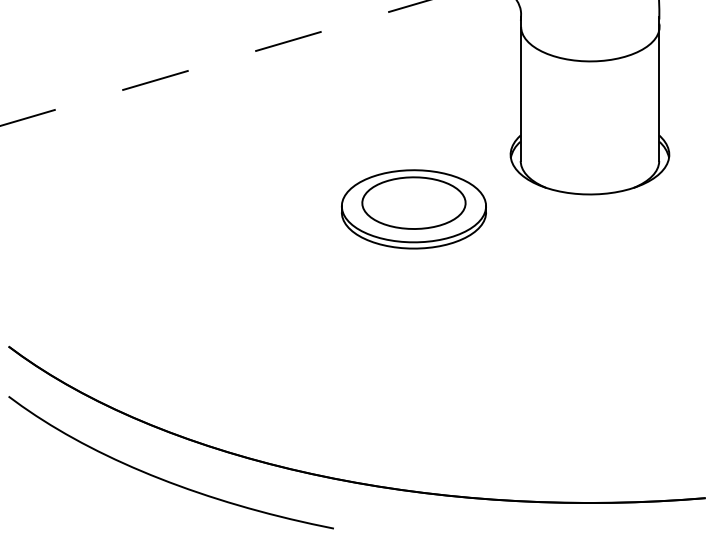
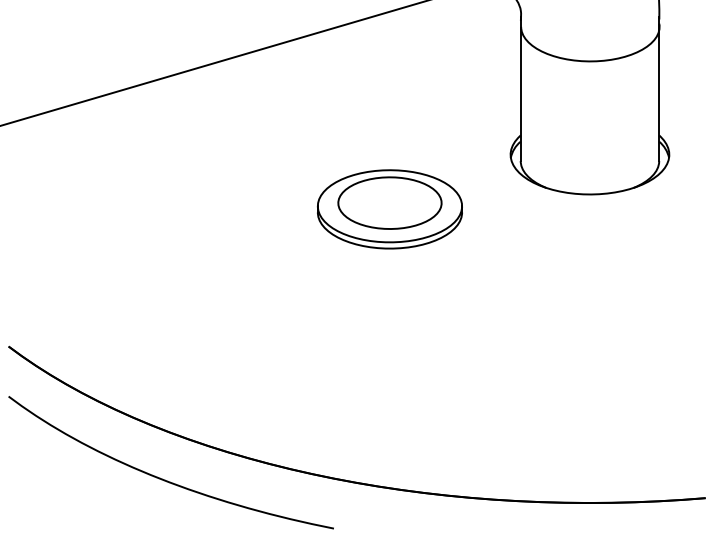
line: dashed -> solid (215, 62)
part position: (413, 209) -> (389, 209) (389, 209)
